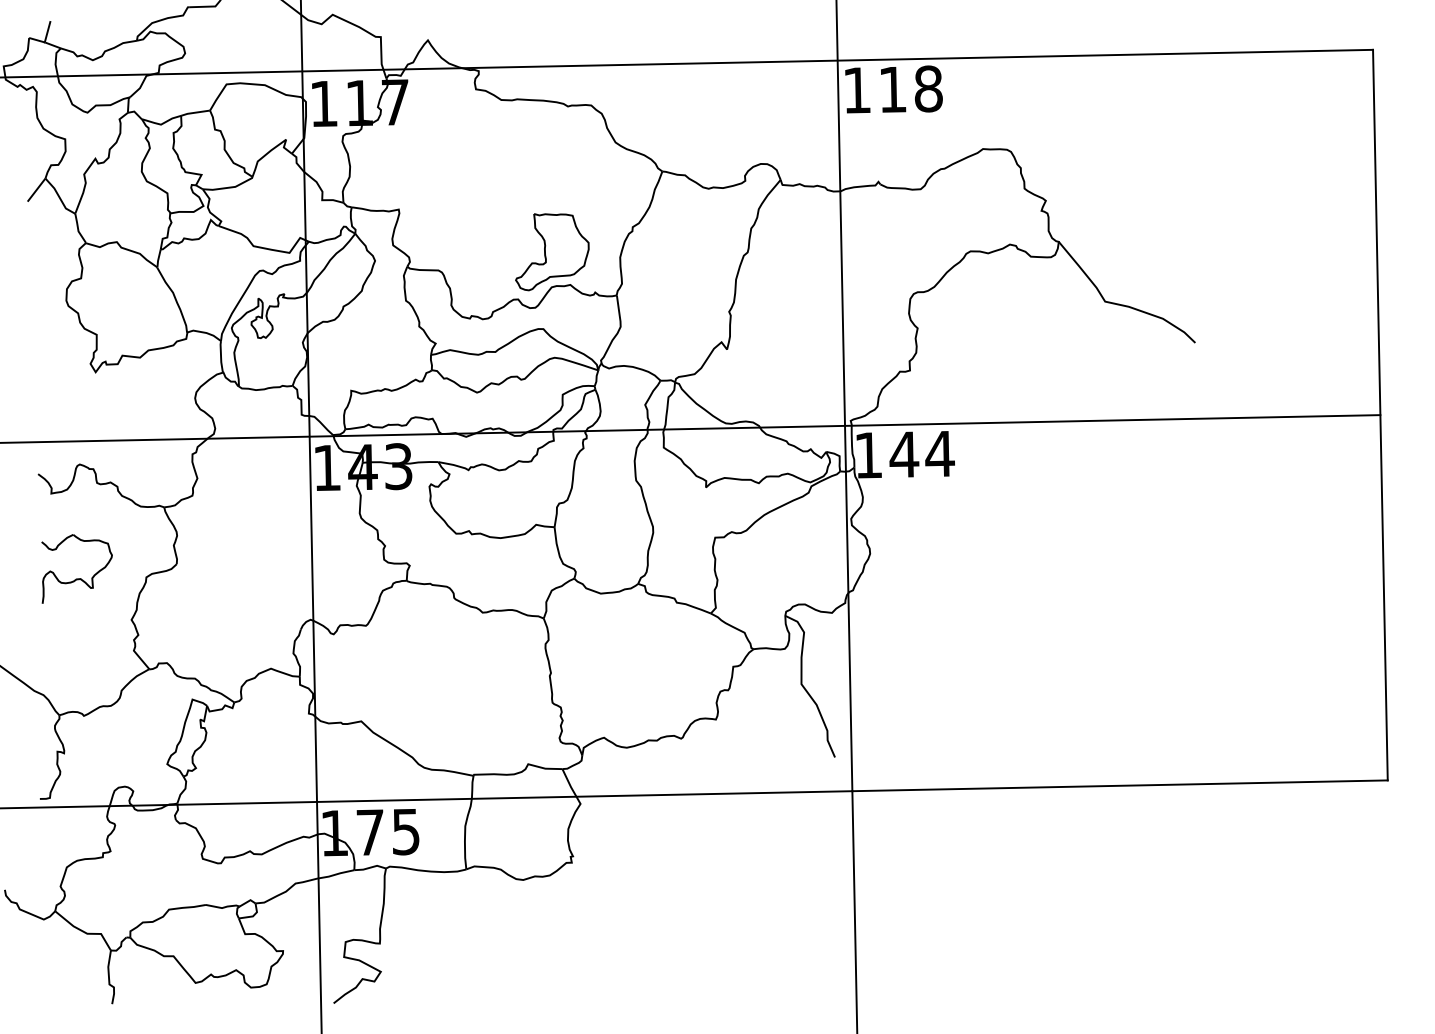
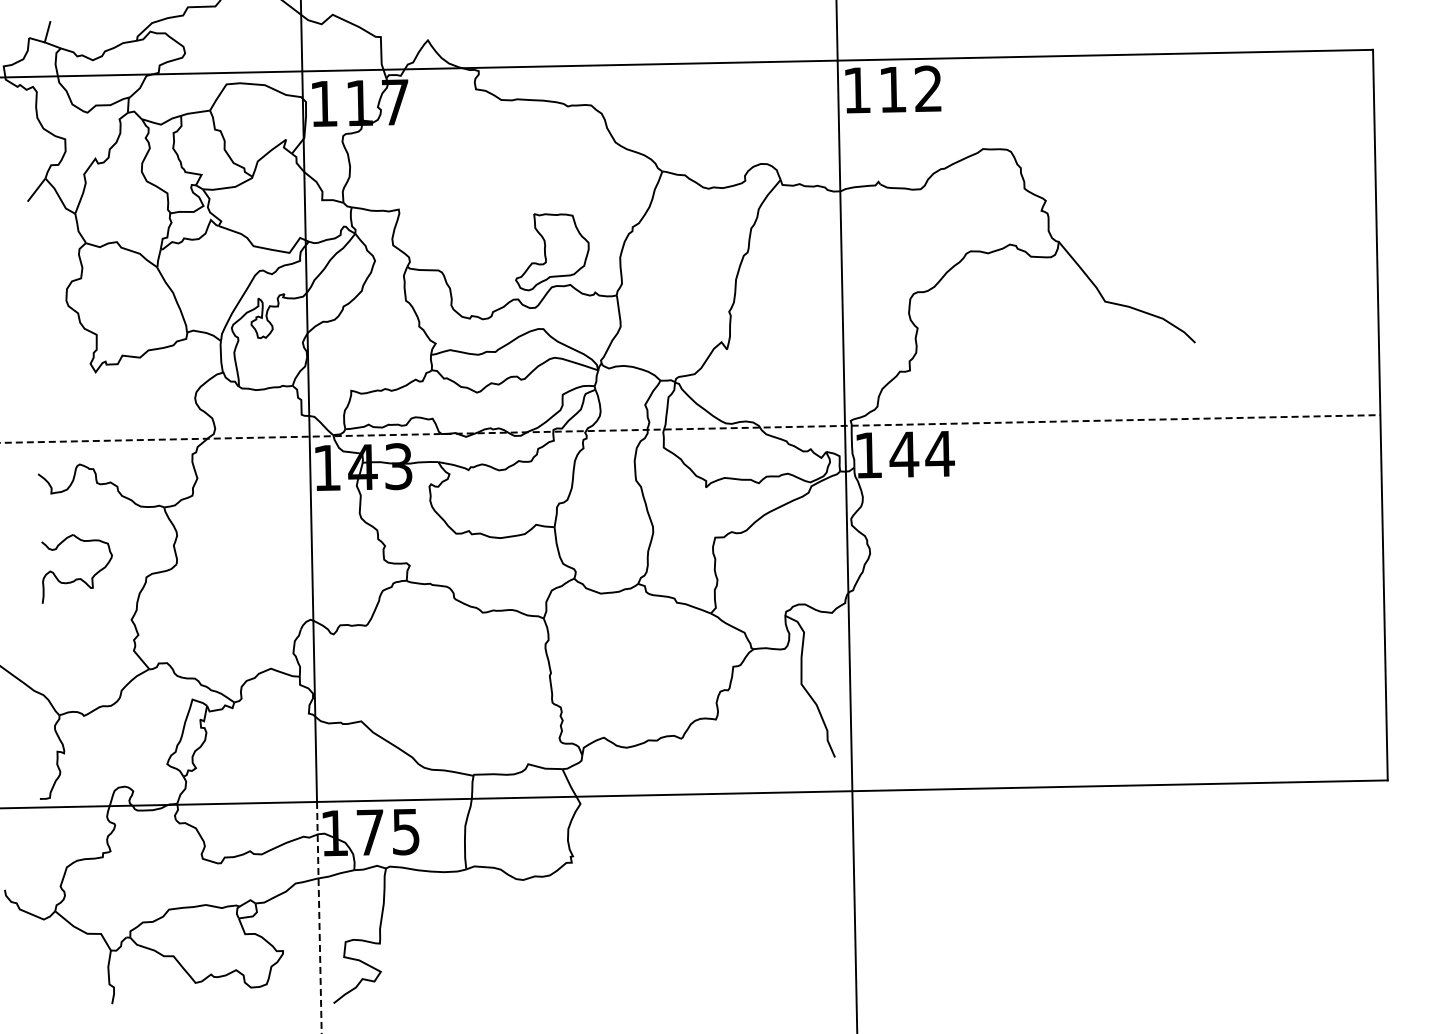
text: 118 -> 112 (928, 88)
line: solid -> dashed (690, 429)
line: solid -> dashed (319, 917)
